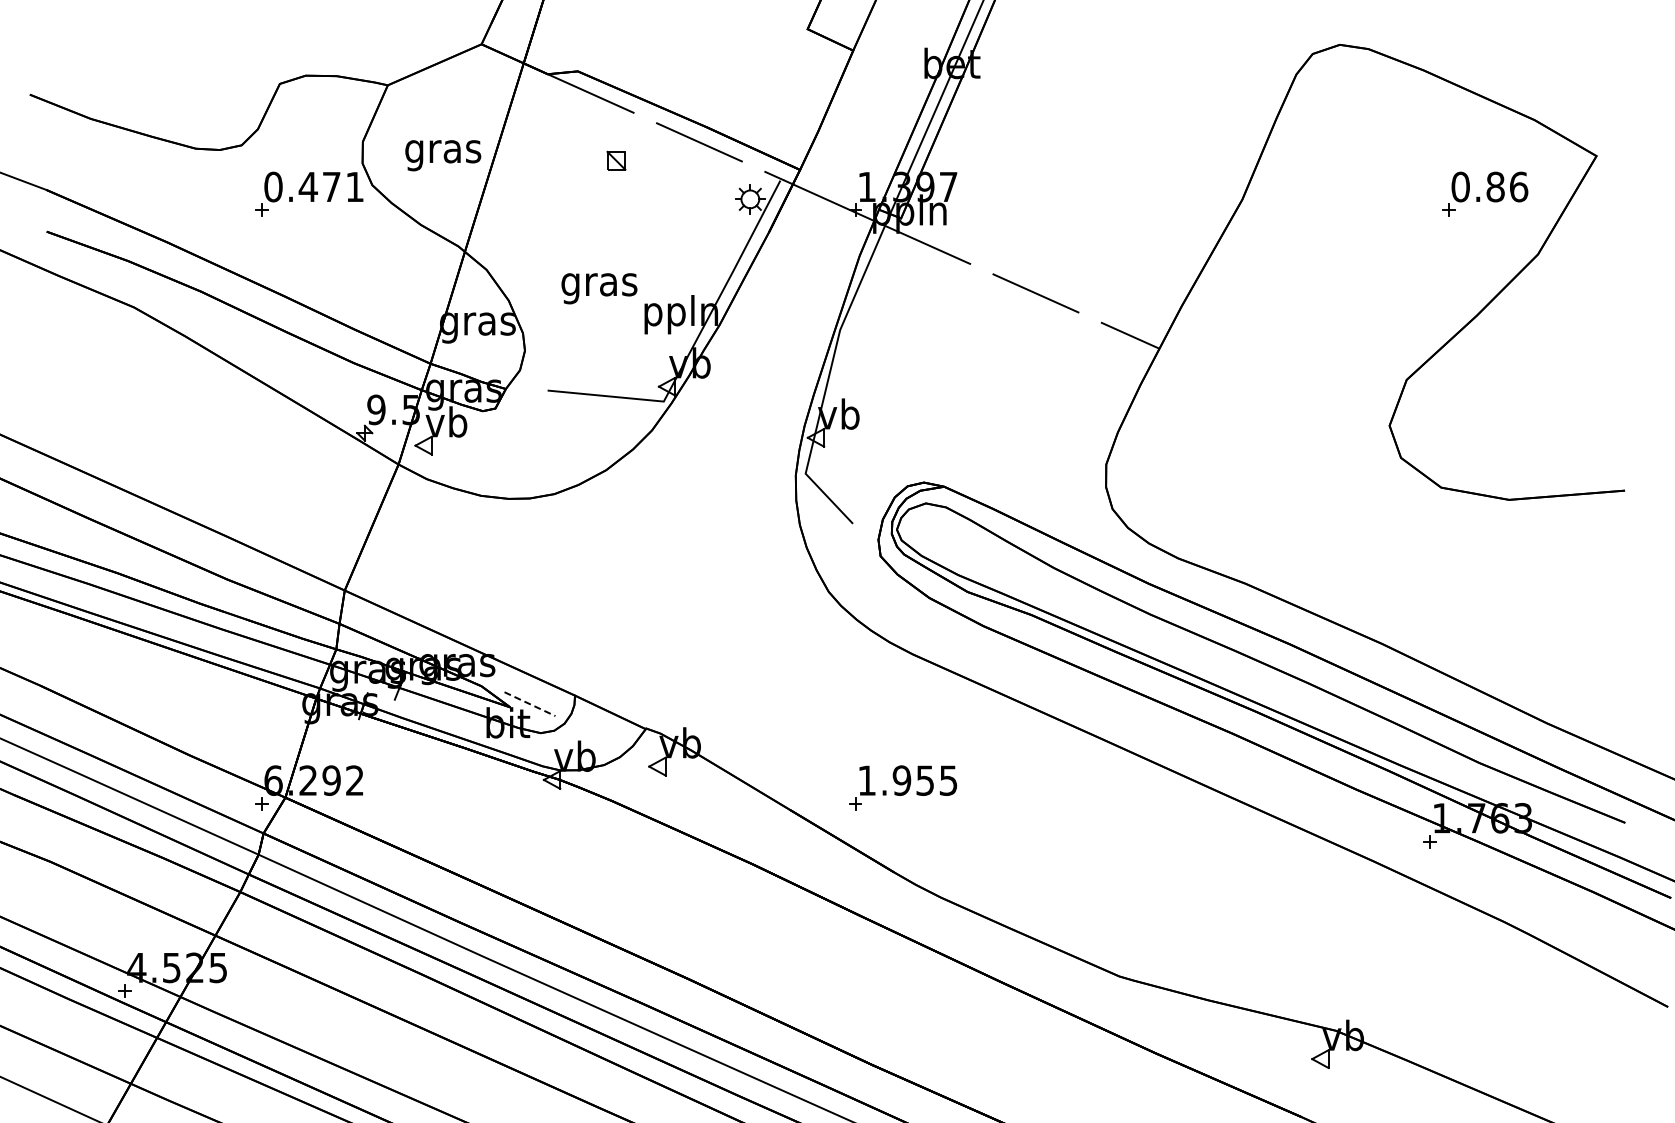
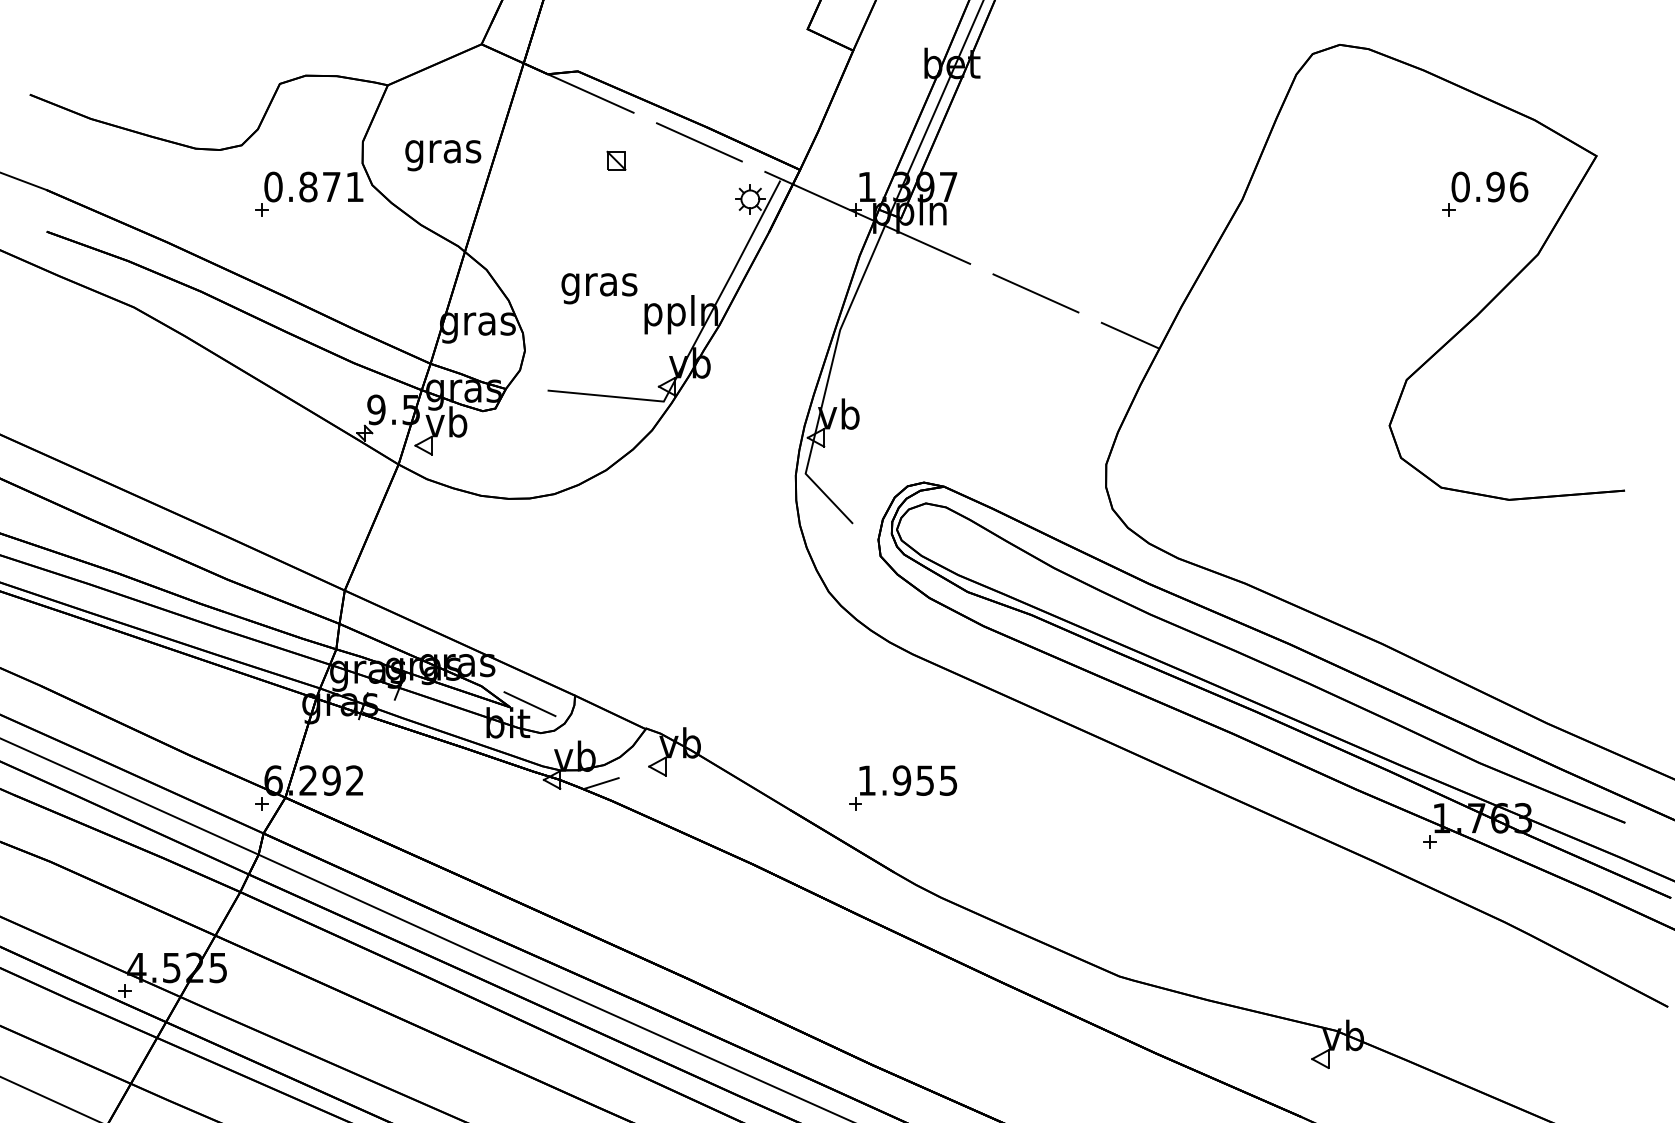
text: 0.471 -> 0.871 (307, 186)
text: 0.86 -> 0.96 (1495, 186)
line: dashed -> solid (530, 704)
line: none -> present (601, 783)
